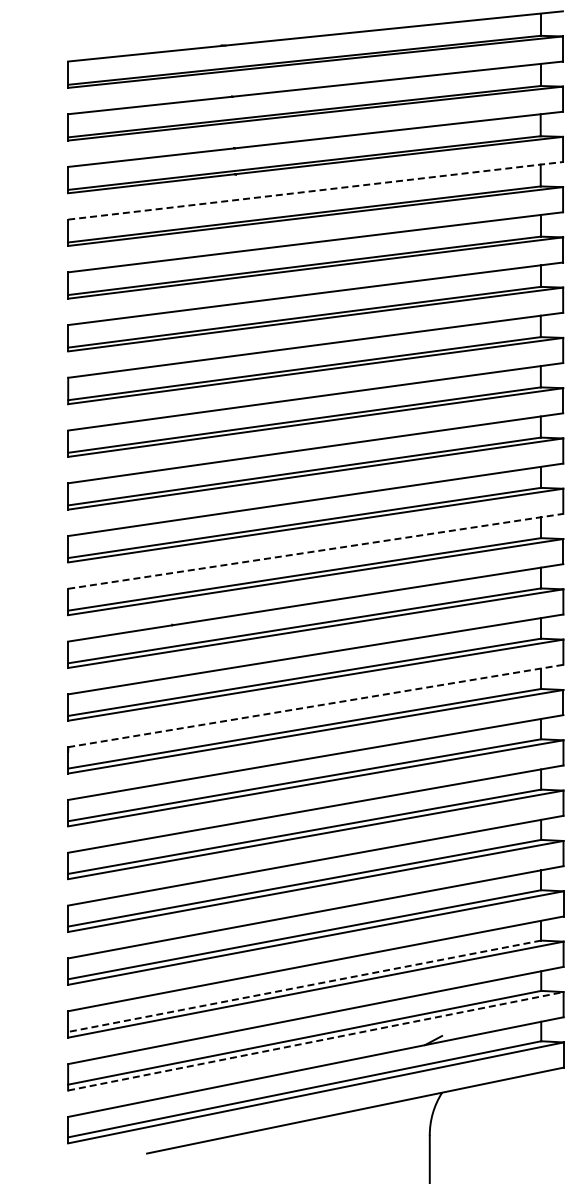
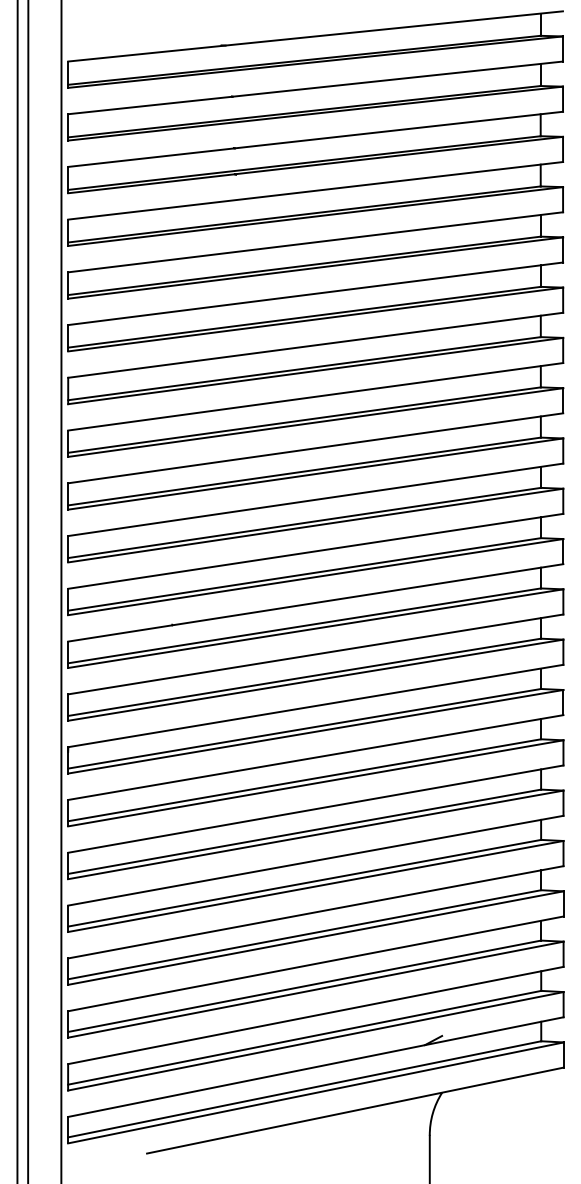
line: dashed -> solid (316, 190)
line: dashed -> solid (316, 551)
line: none -> present (17, 591)
line: none -> present (28, 591)
line: none -> present (61, 591)
line: dashed -> solid (316, 705)
line: dashed -> solid (304, 986)
line: dashed -> solid (315, 1041)
